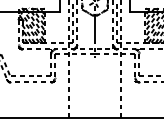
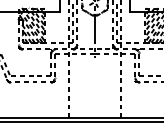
line: none -> present (81, 122)
